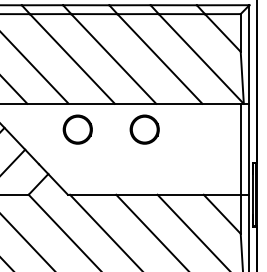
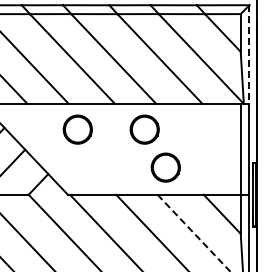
line: solid -> dashed (249, 55)
part: none -> present (165, 167)
line: solid -> dashed (193, 233)
